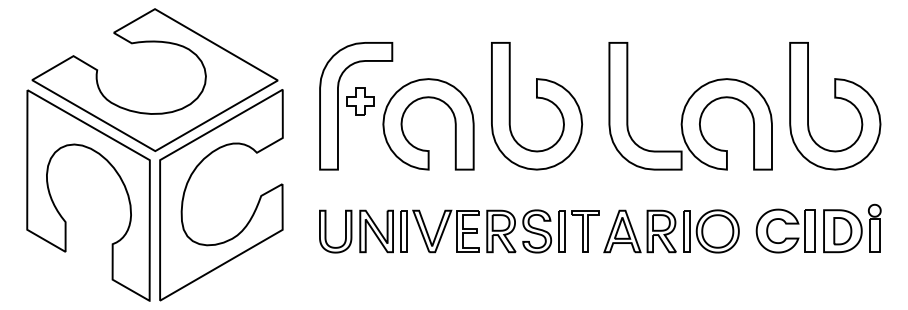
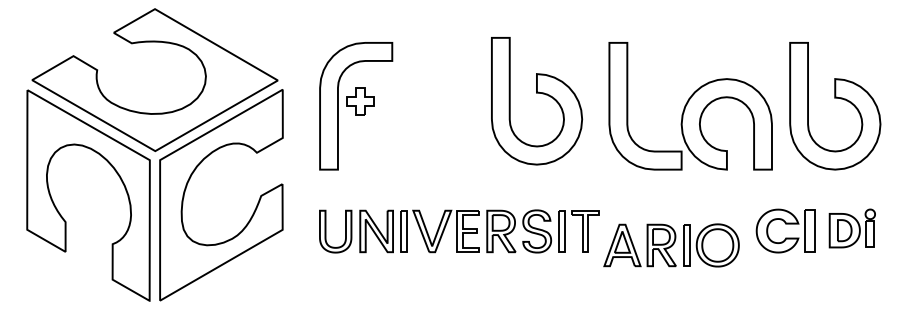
part position: (537, 98) -> (537, 93) (537, 93)
part: present -> none (425, 149)
part size: 59x51 px -> 48x41 px (851, 228)
part position: (671, 231) -> (671, 245) (671, 245)
